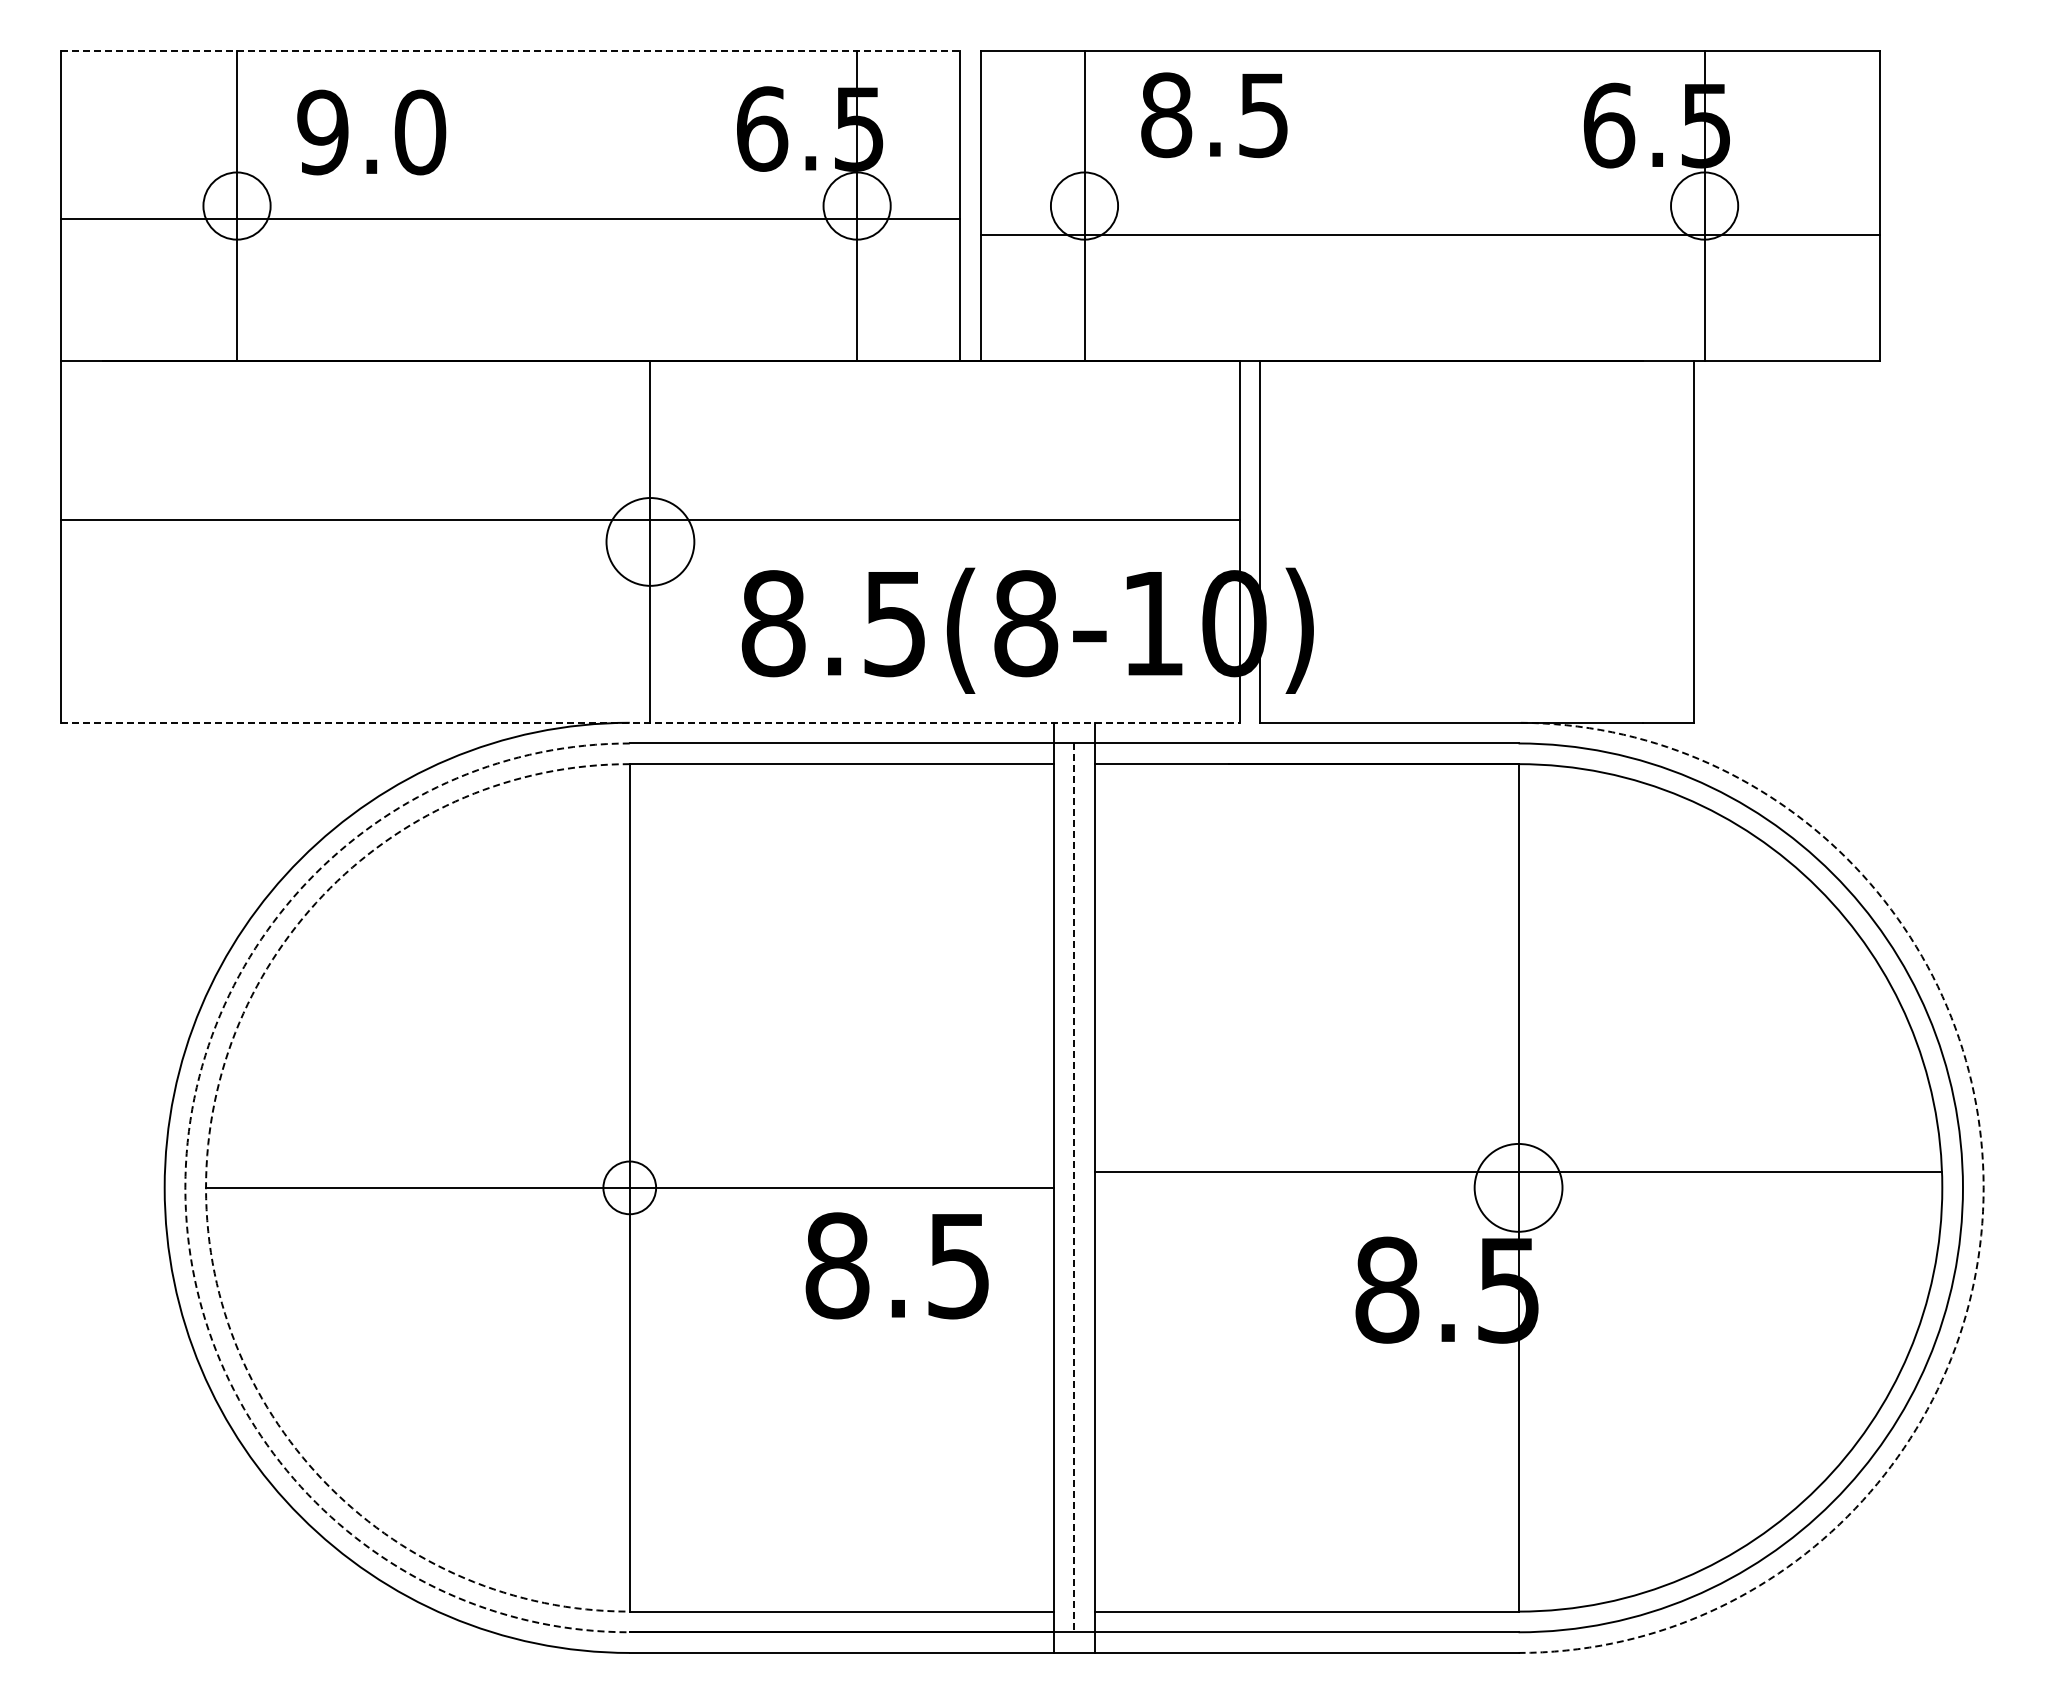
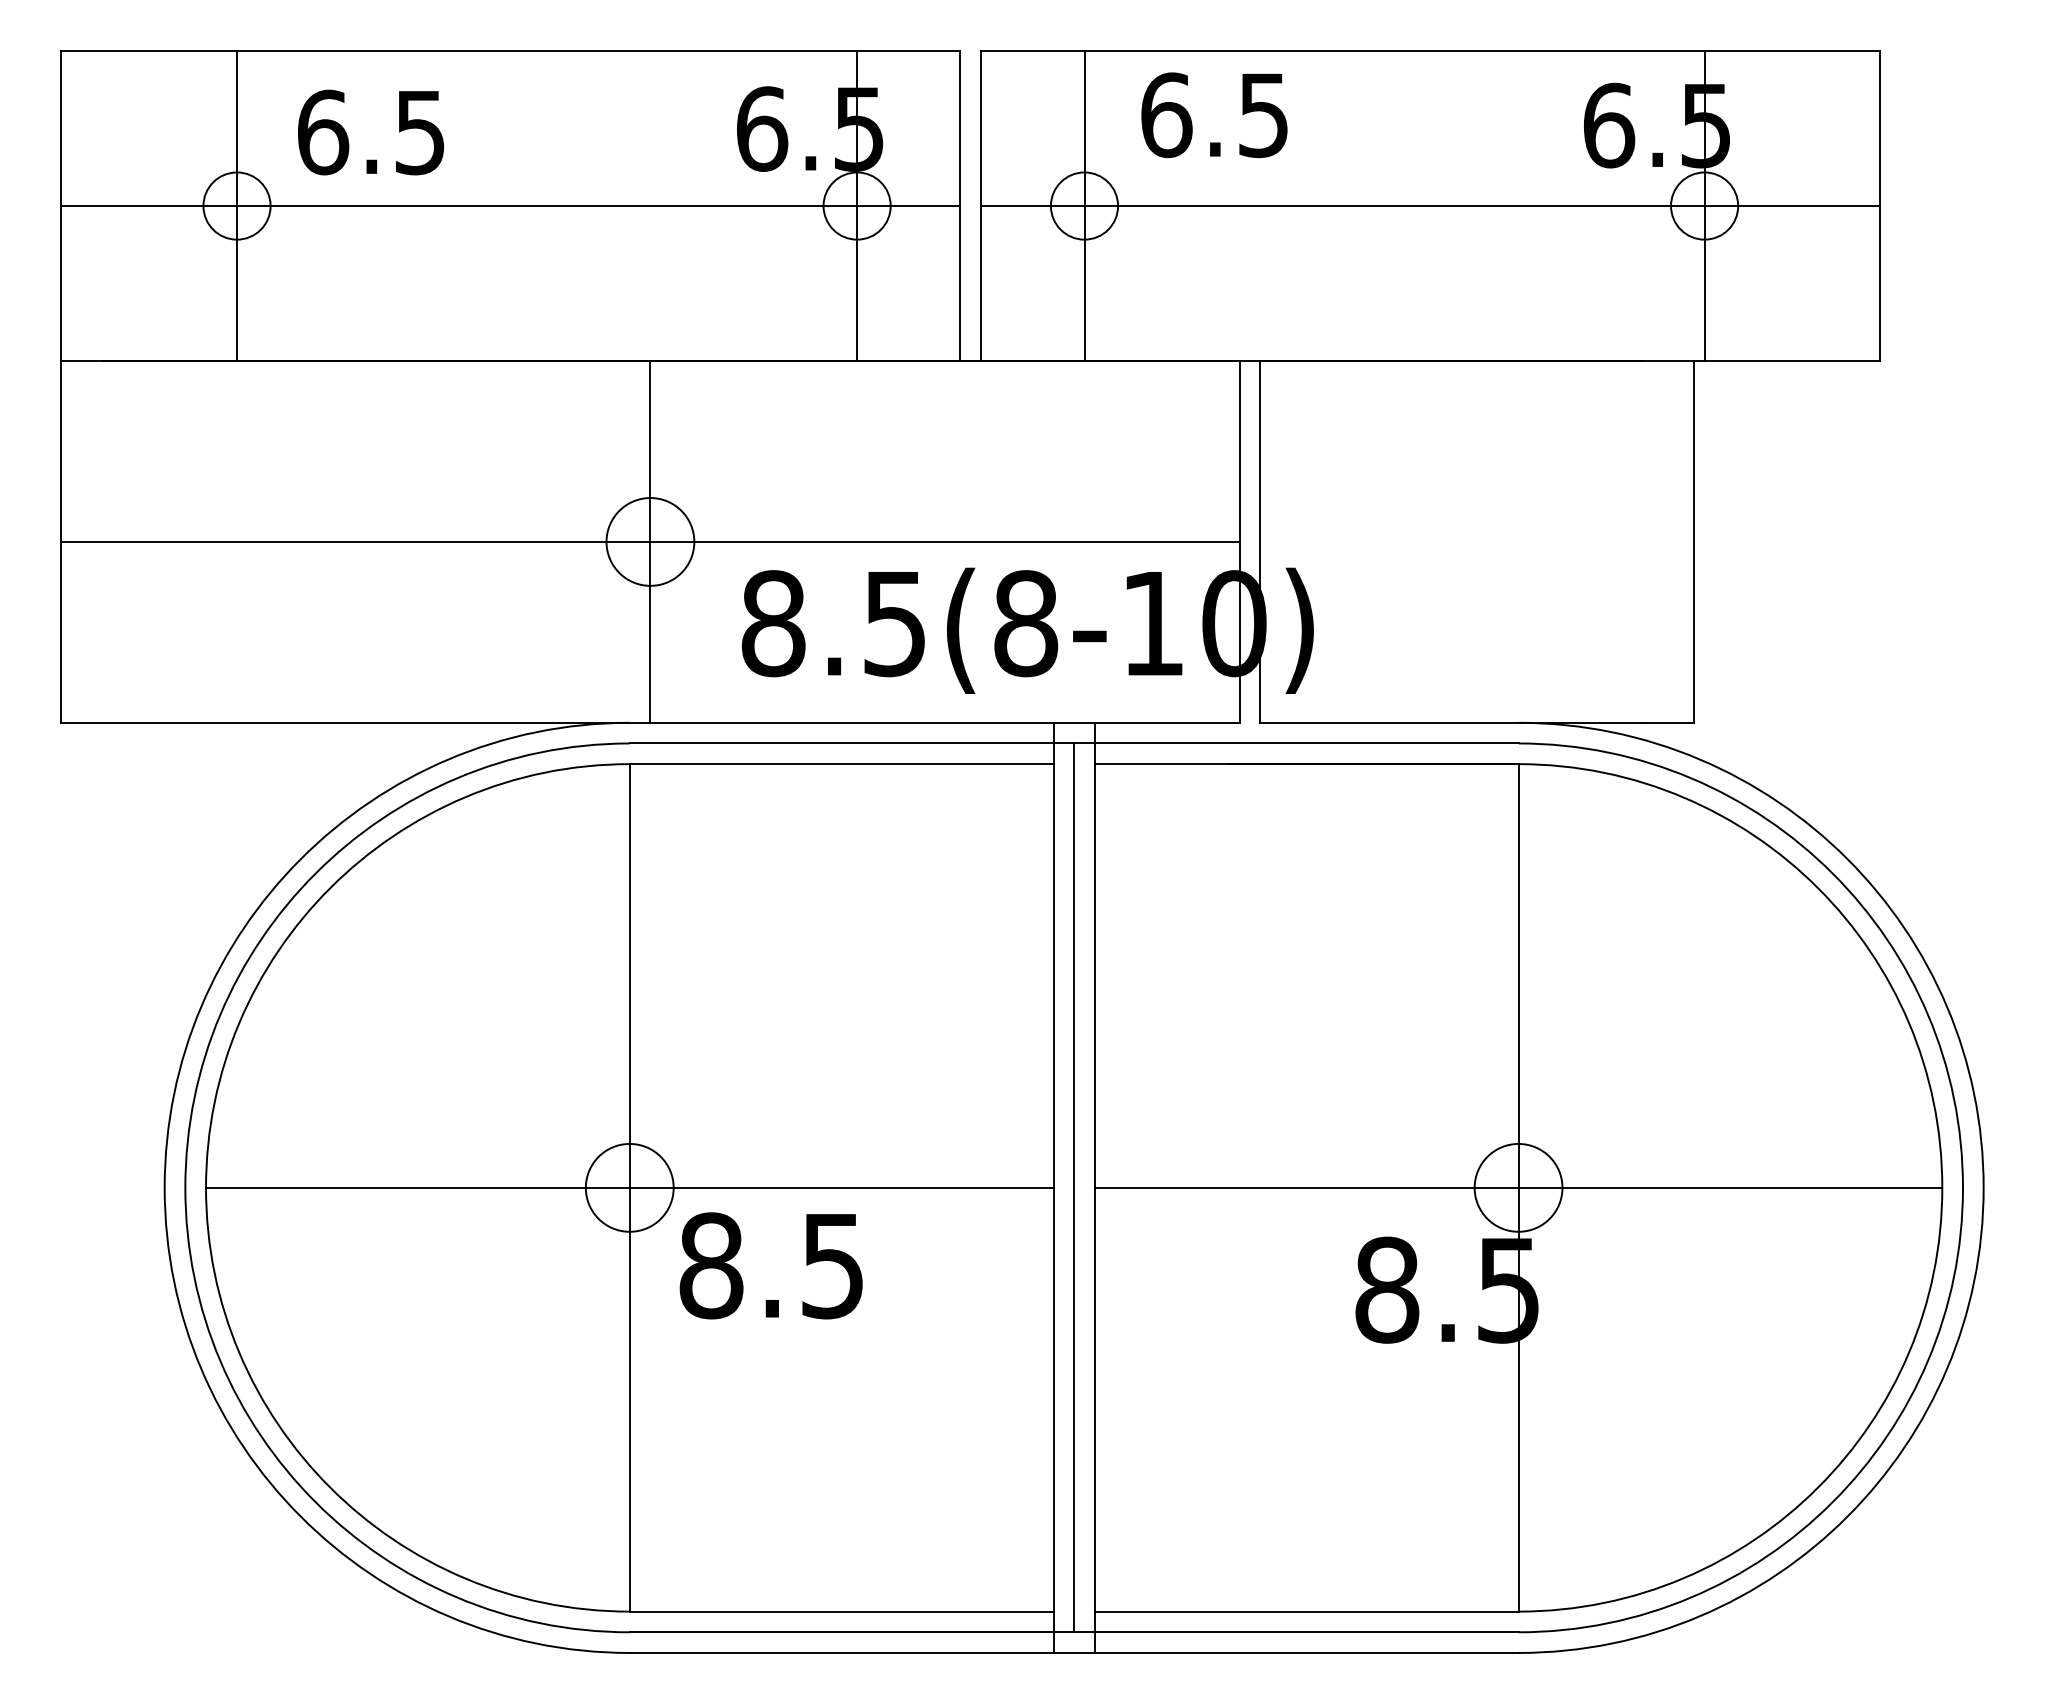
line: dashed -> solid (510, 51)
text: 8.5 -> 6.5 (1166, 115)
text: 9.0 -> 6.5 (371, 132)
line position: (510, 219) -> (510, 206) (510, 206)
line position: (1430, 235) -> (1430, 206) (1430, 206)
line position: (650, 519) -> (650, 541) (650, 541)
line: dashed -> solid (650, 722)
line position: (1518, 1171) -> (1518, 1187) (1518, 1187)
arc: dashed -> solid (185, 1187)
arc: dashed -> solid (206, 1187)
circle diameter: 53 px -> 88 px (629, 1187)
arc: dashed -> solid (1983, 1187)
line: dashed -> solid (1074, 1188)
text position: (896, 1265) -> (770, 1265) (770, 1265)
